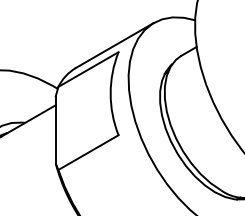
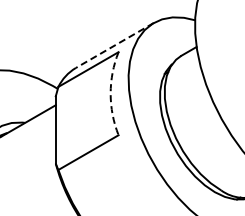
line: solid -> dashed (114, 45)
arc: solid -> dashed (110, 93)
